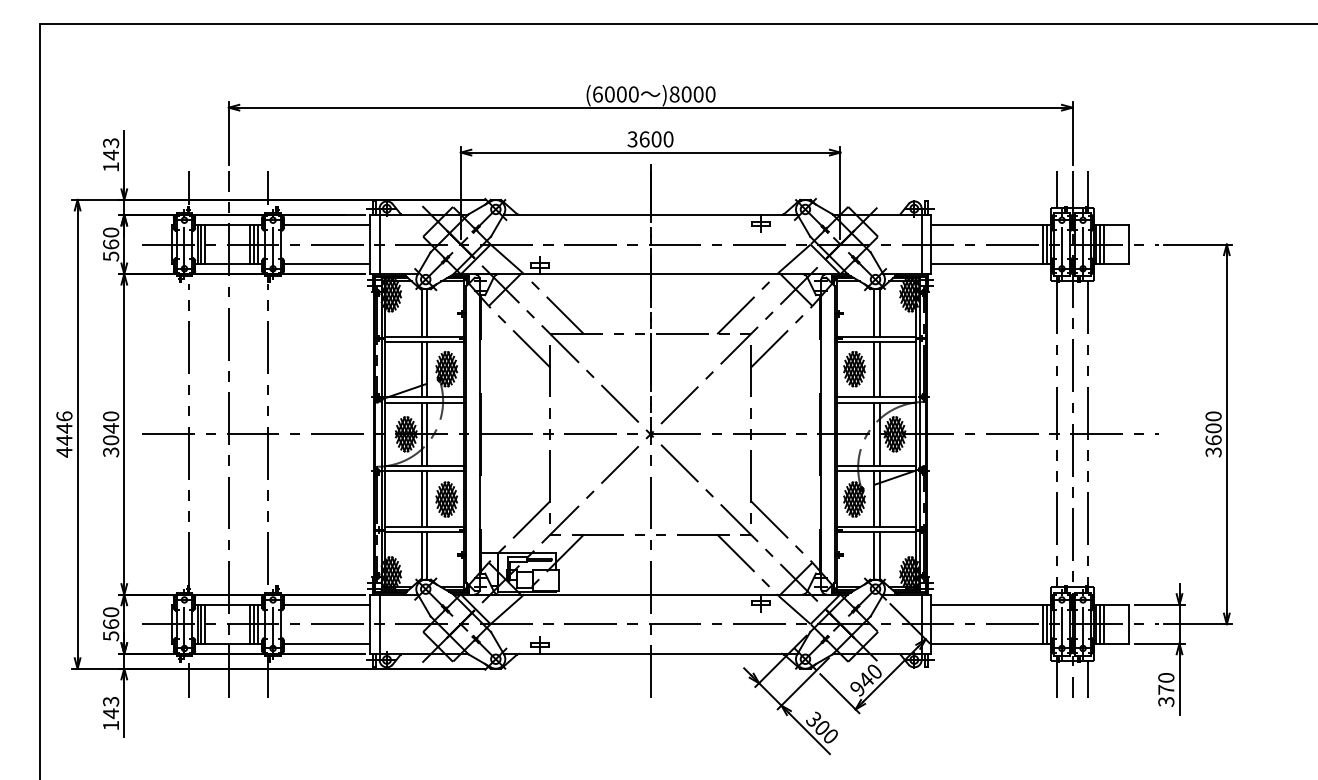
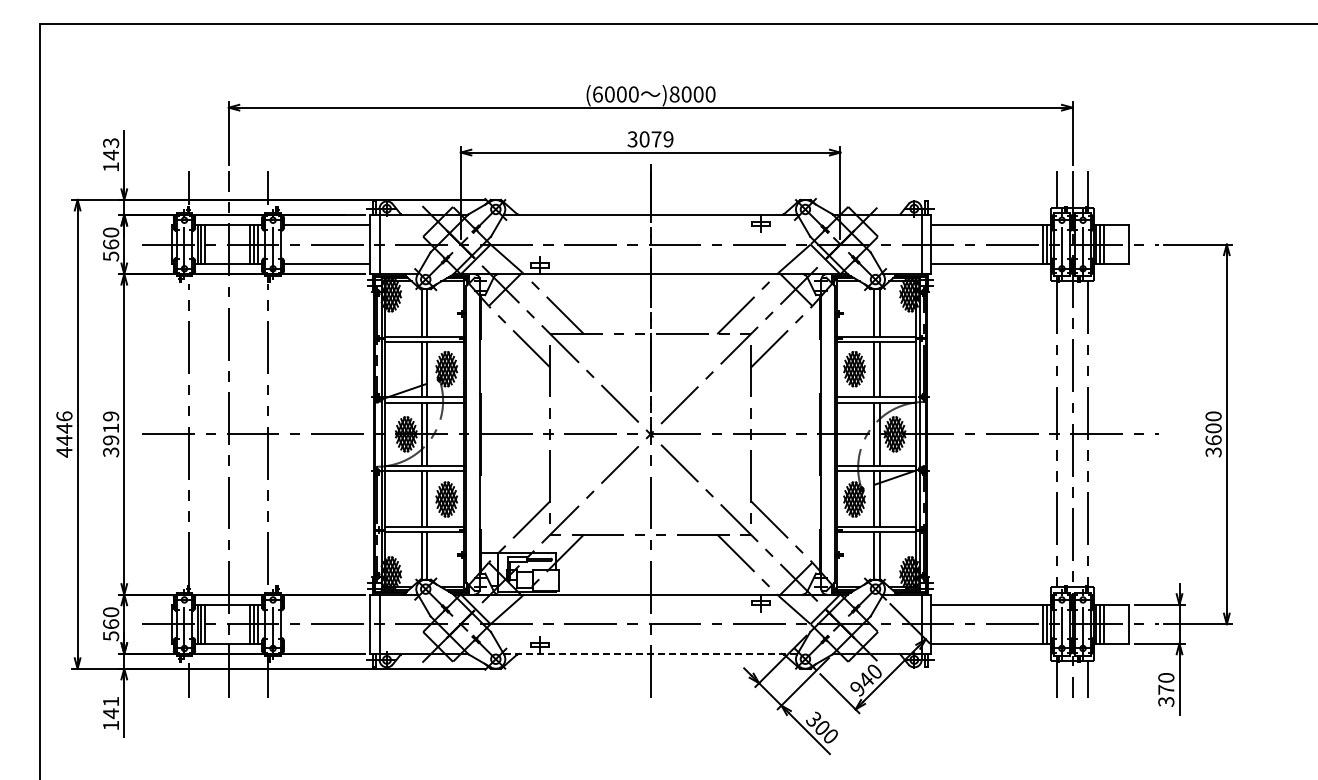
text: 3600 -> 3079 (656, 139)
text: 3040 -> 3919 (111, 428)
line: present -> none (327, 604)
line: present -> none (327, 643)
line: solid -> dashed (651, 653)
text: 143 -> 141 (111, 701)
